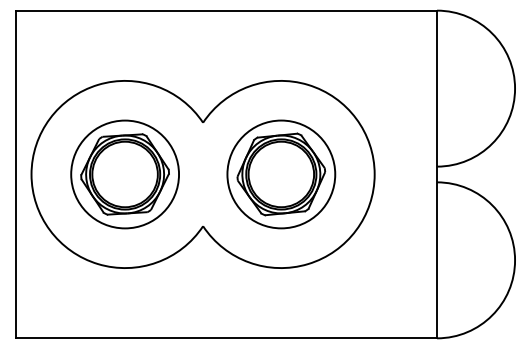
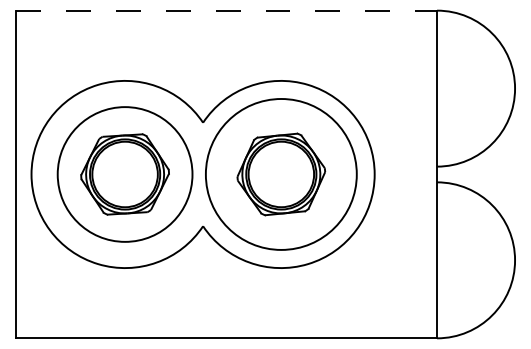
line: solid -> dashed (226, 10)
circle diameter: 108 px -> 135 px (124, 174)
circle diameter: 108 px -> 151 px (280, 174)
